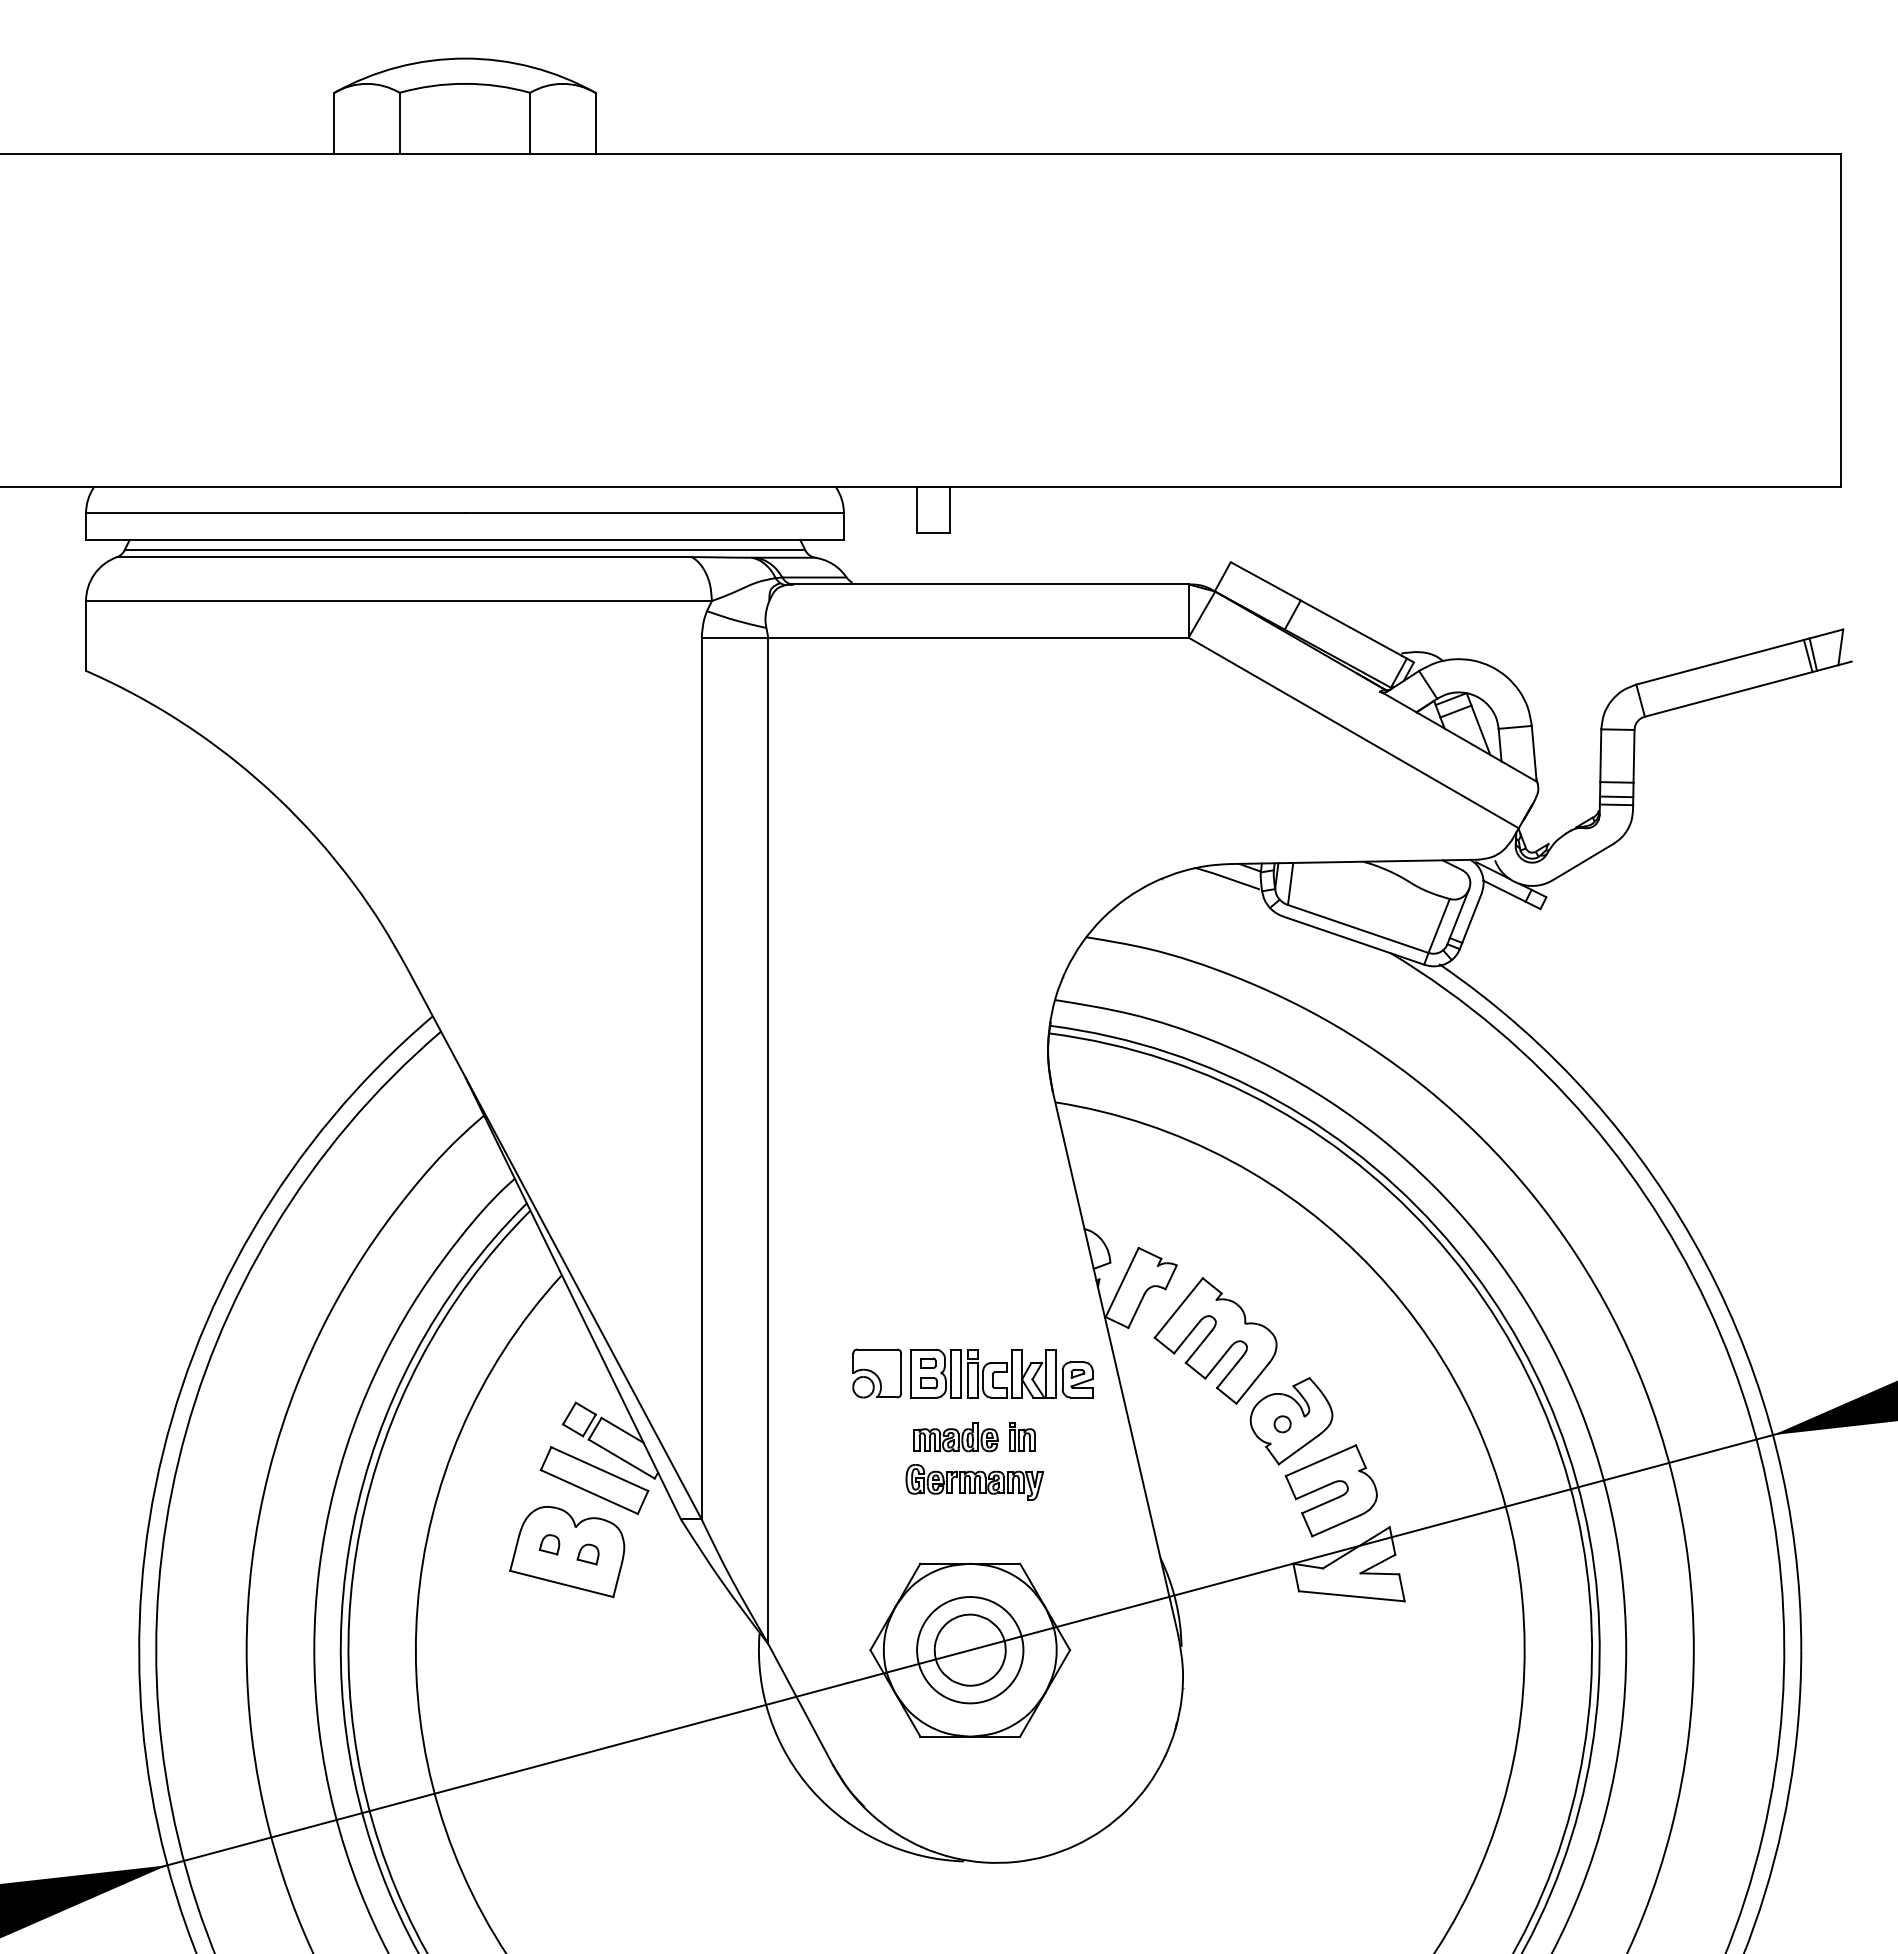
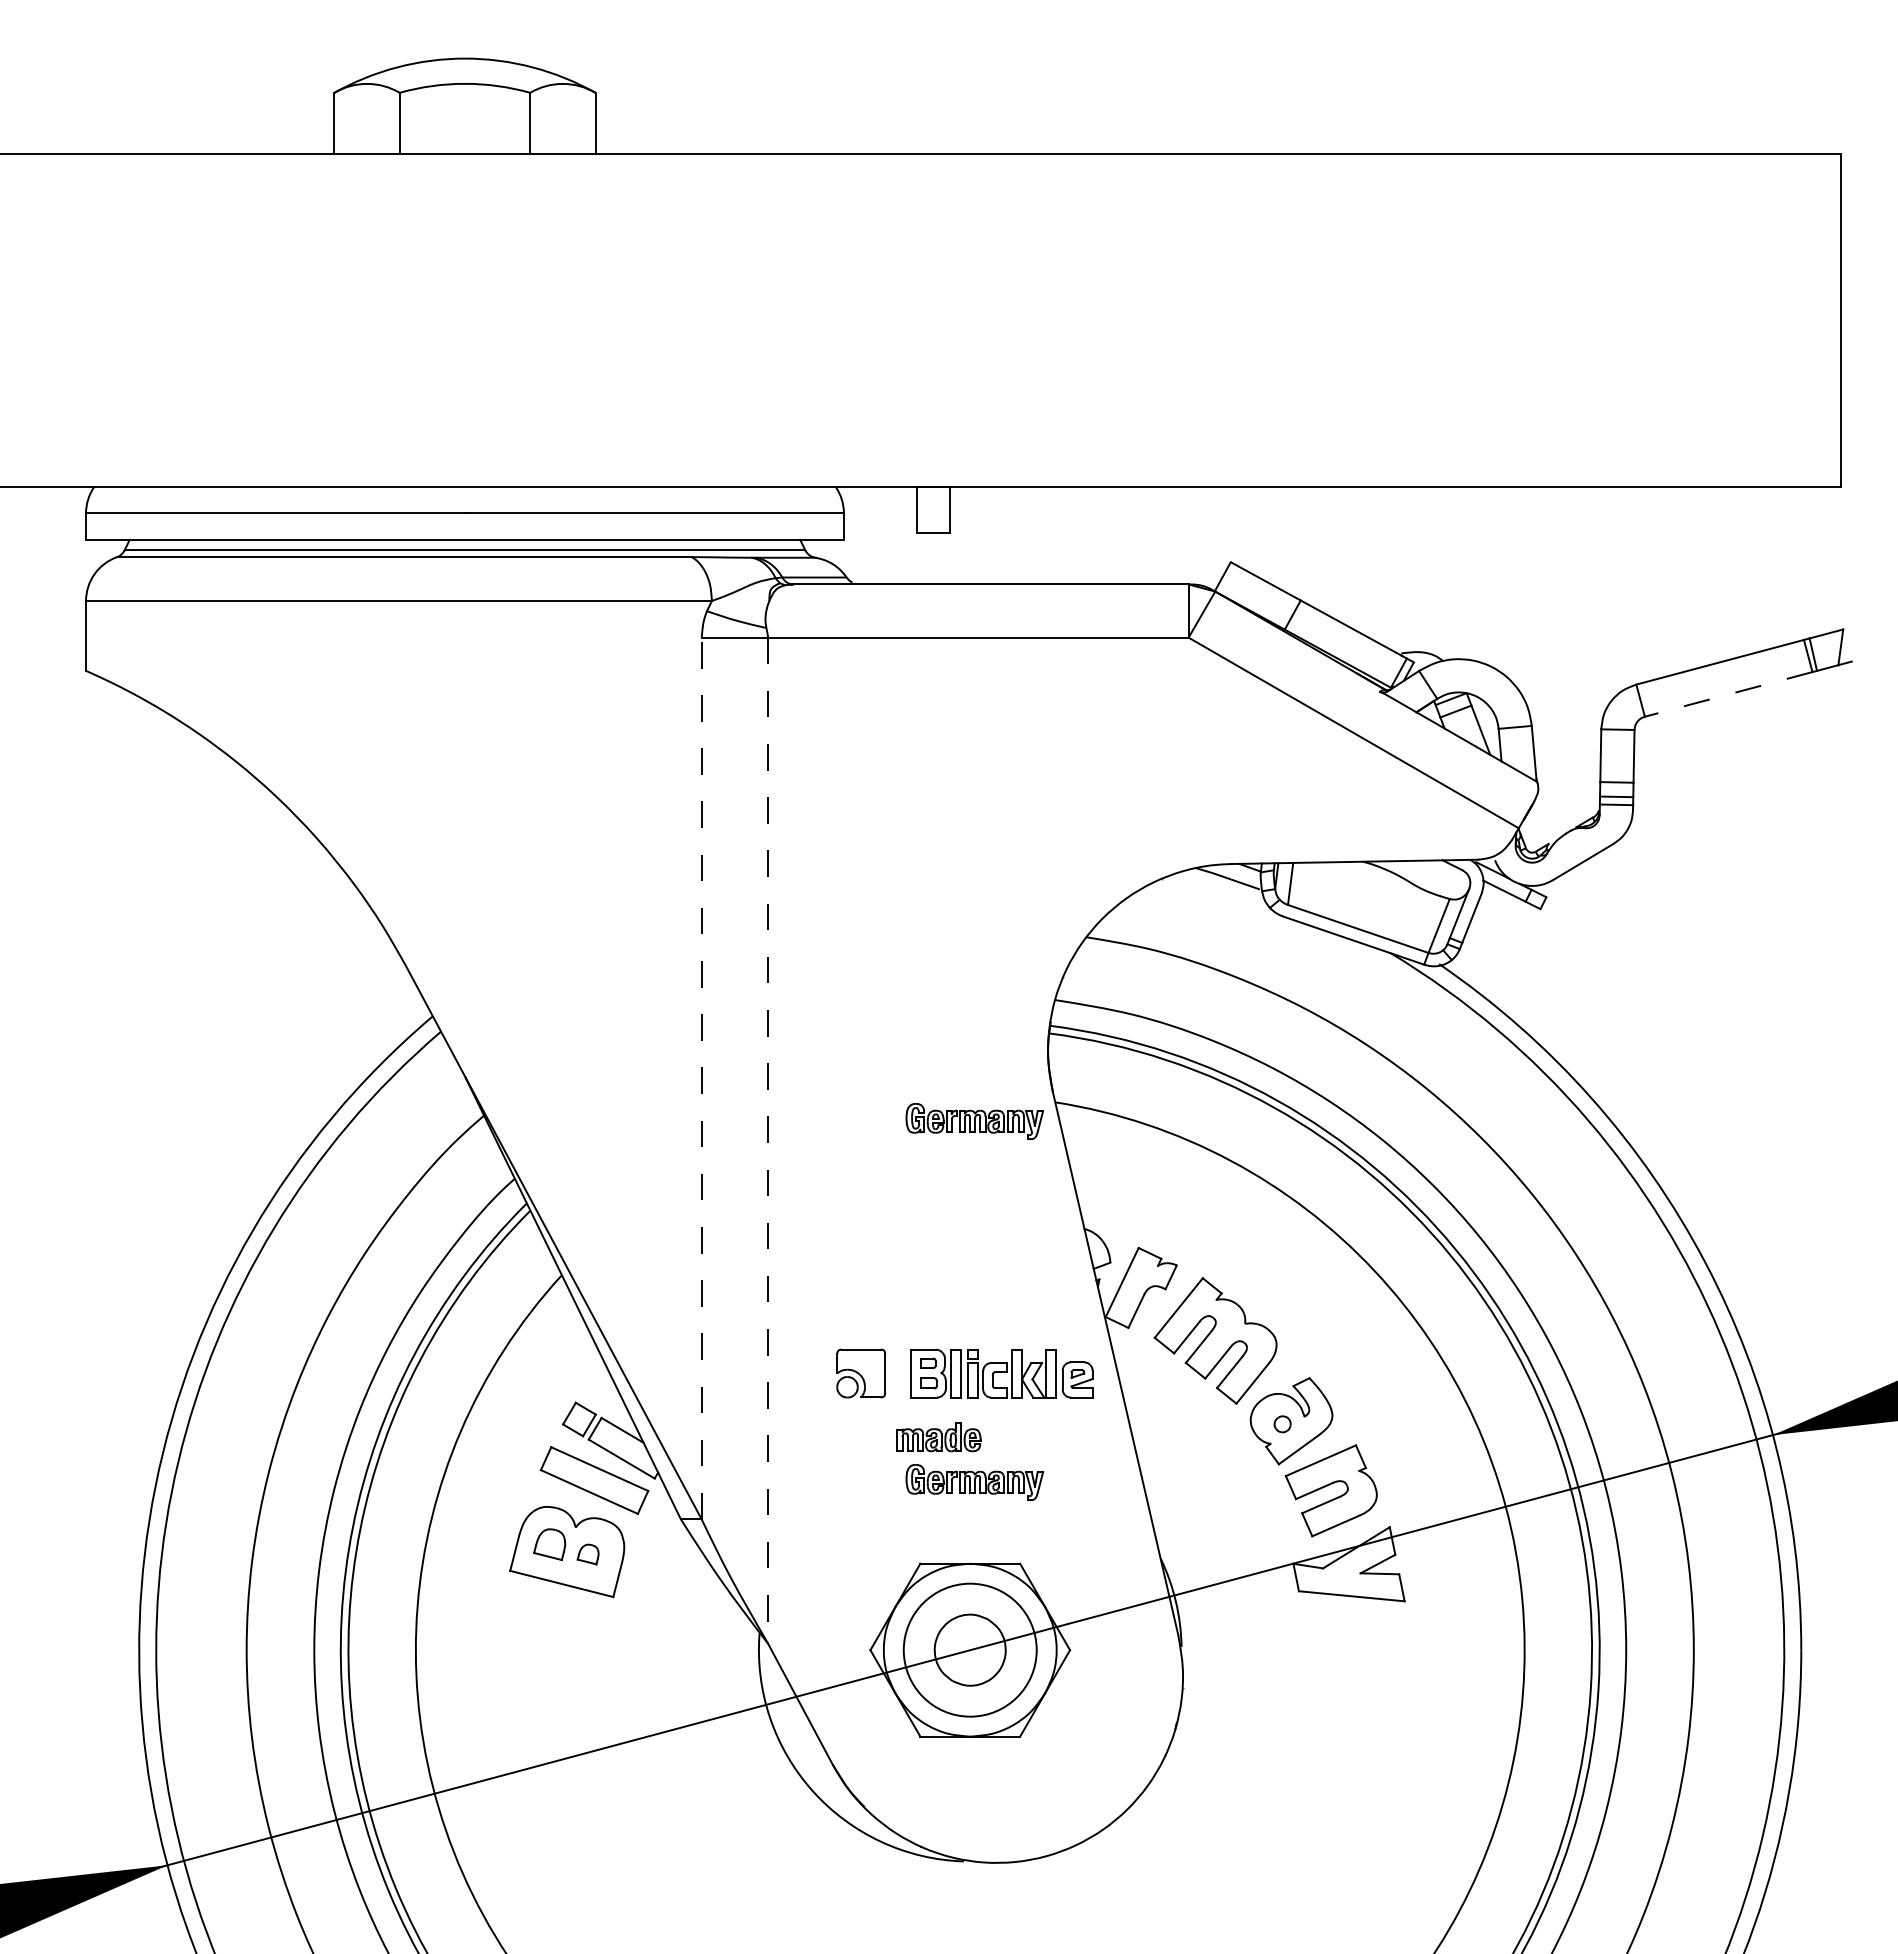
line: solid -> dashed (1728, 694)
line: solid -> dashed (701, 1078)
part: none -> present (974, 1121)
line: solid -> dashed (768, 1141)
part position: (877, 1373) -> (861, 1373) (861, 1373)
part: present -> none (1022, 1436)
part position: (955, 1437) -> (938, 1437) (938, 1437)
part size: 23x22 px -> 34x34 px (549, 1544)
circle diameter: 106 px -> 133 px (969, 1649)
